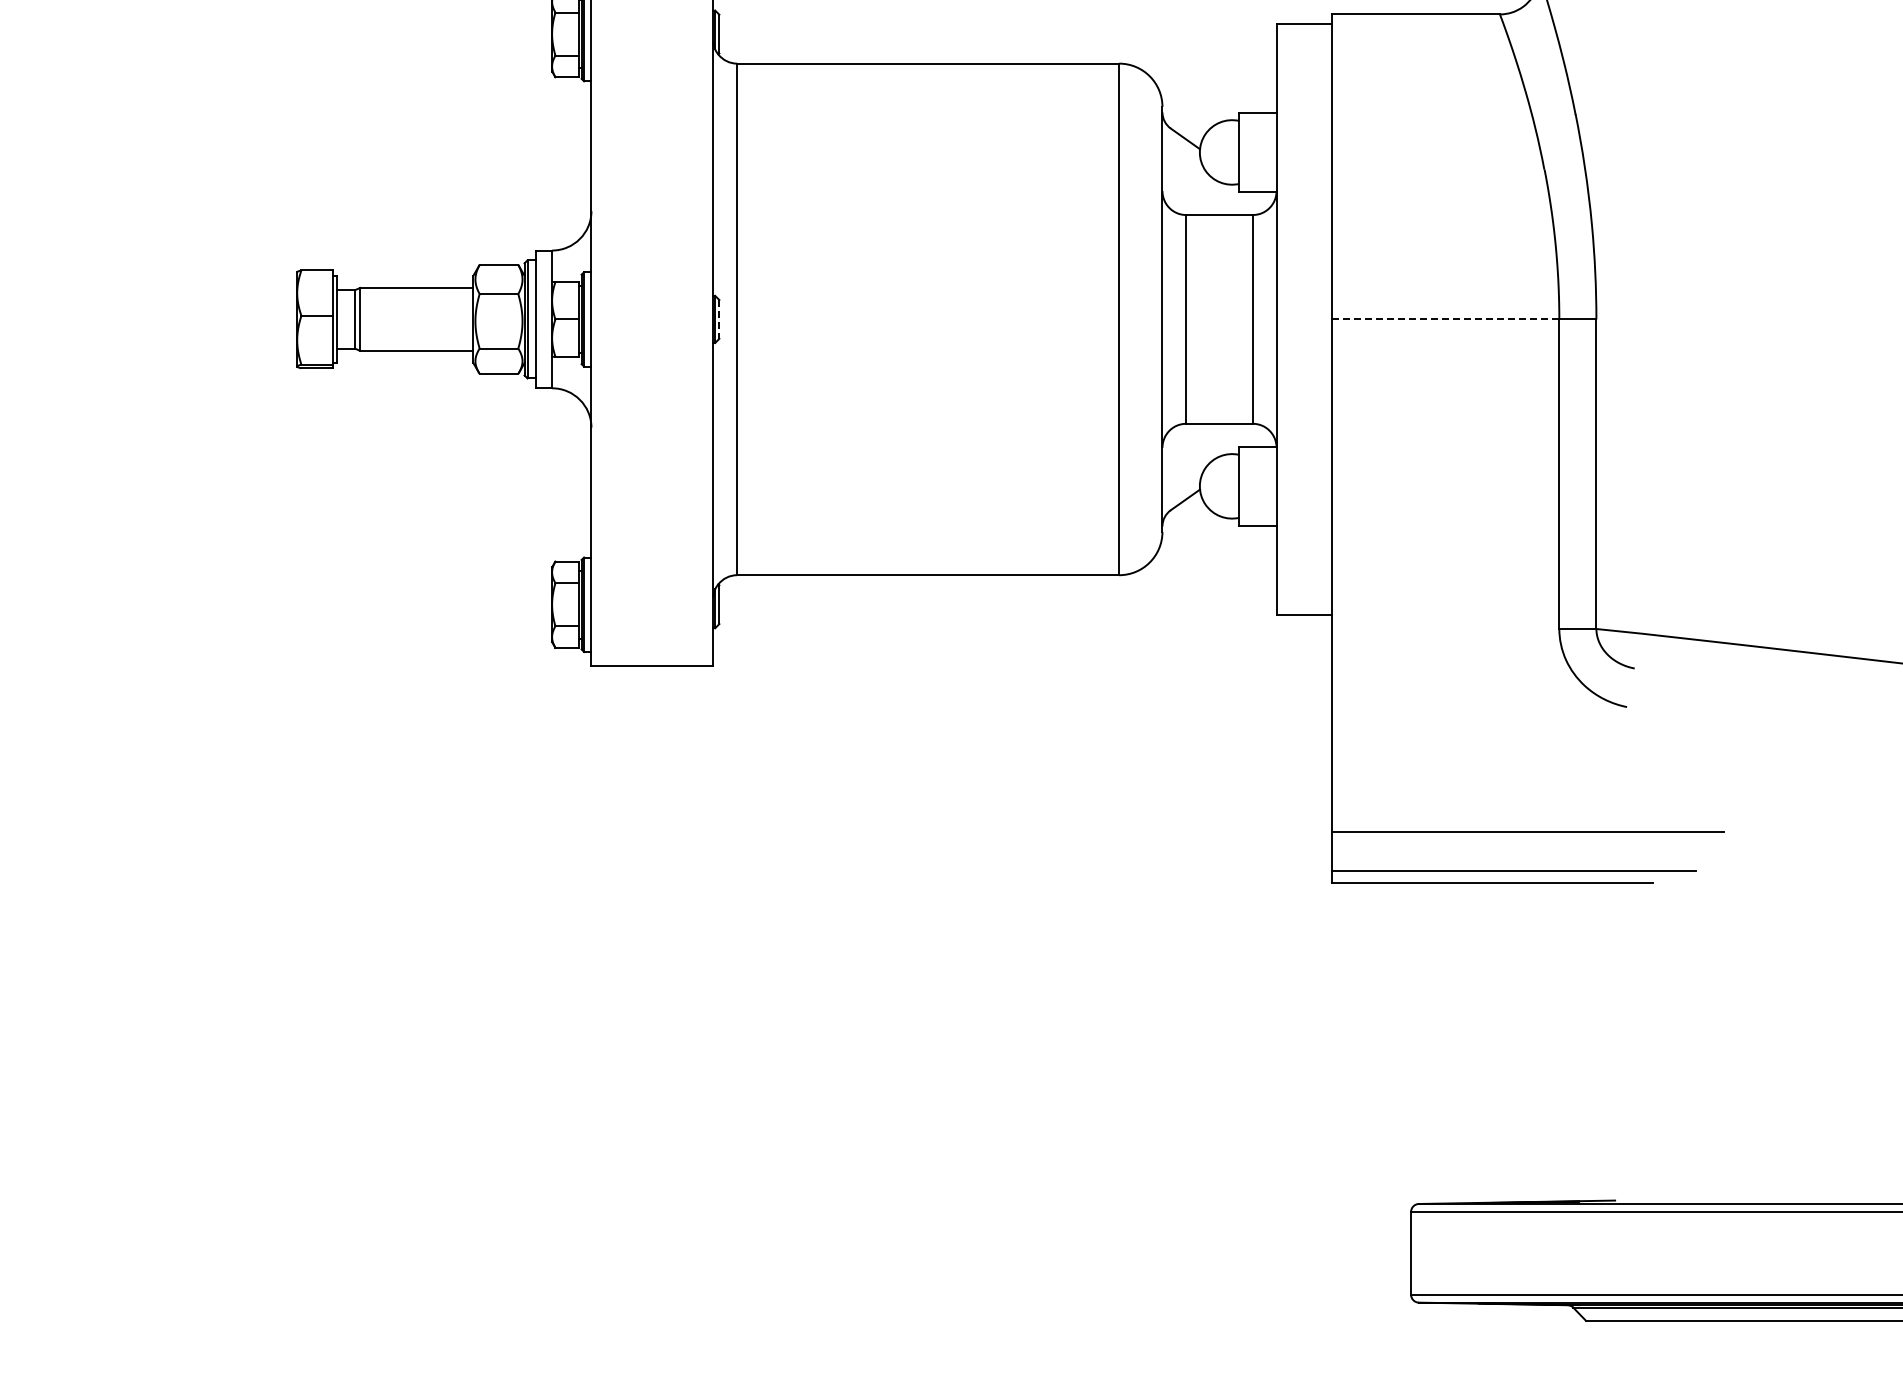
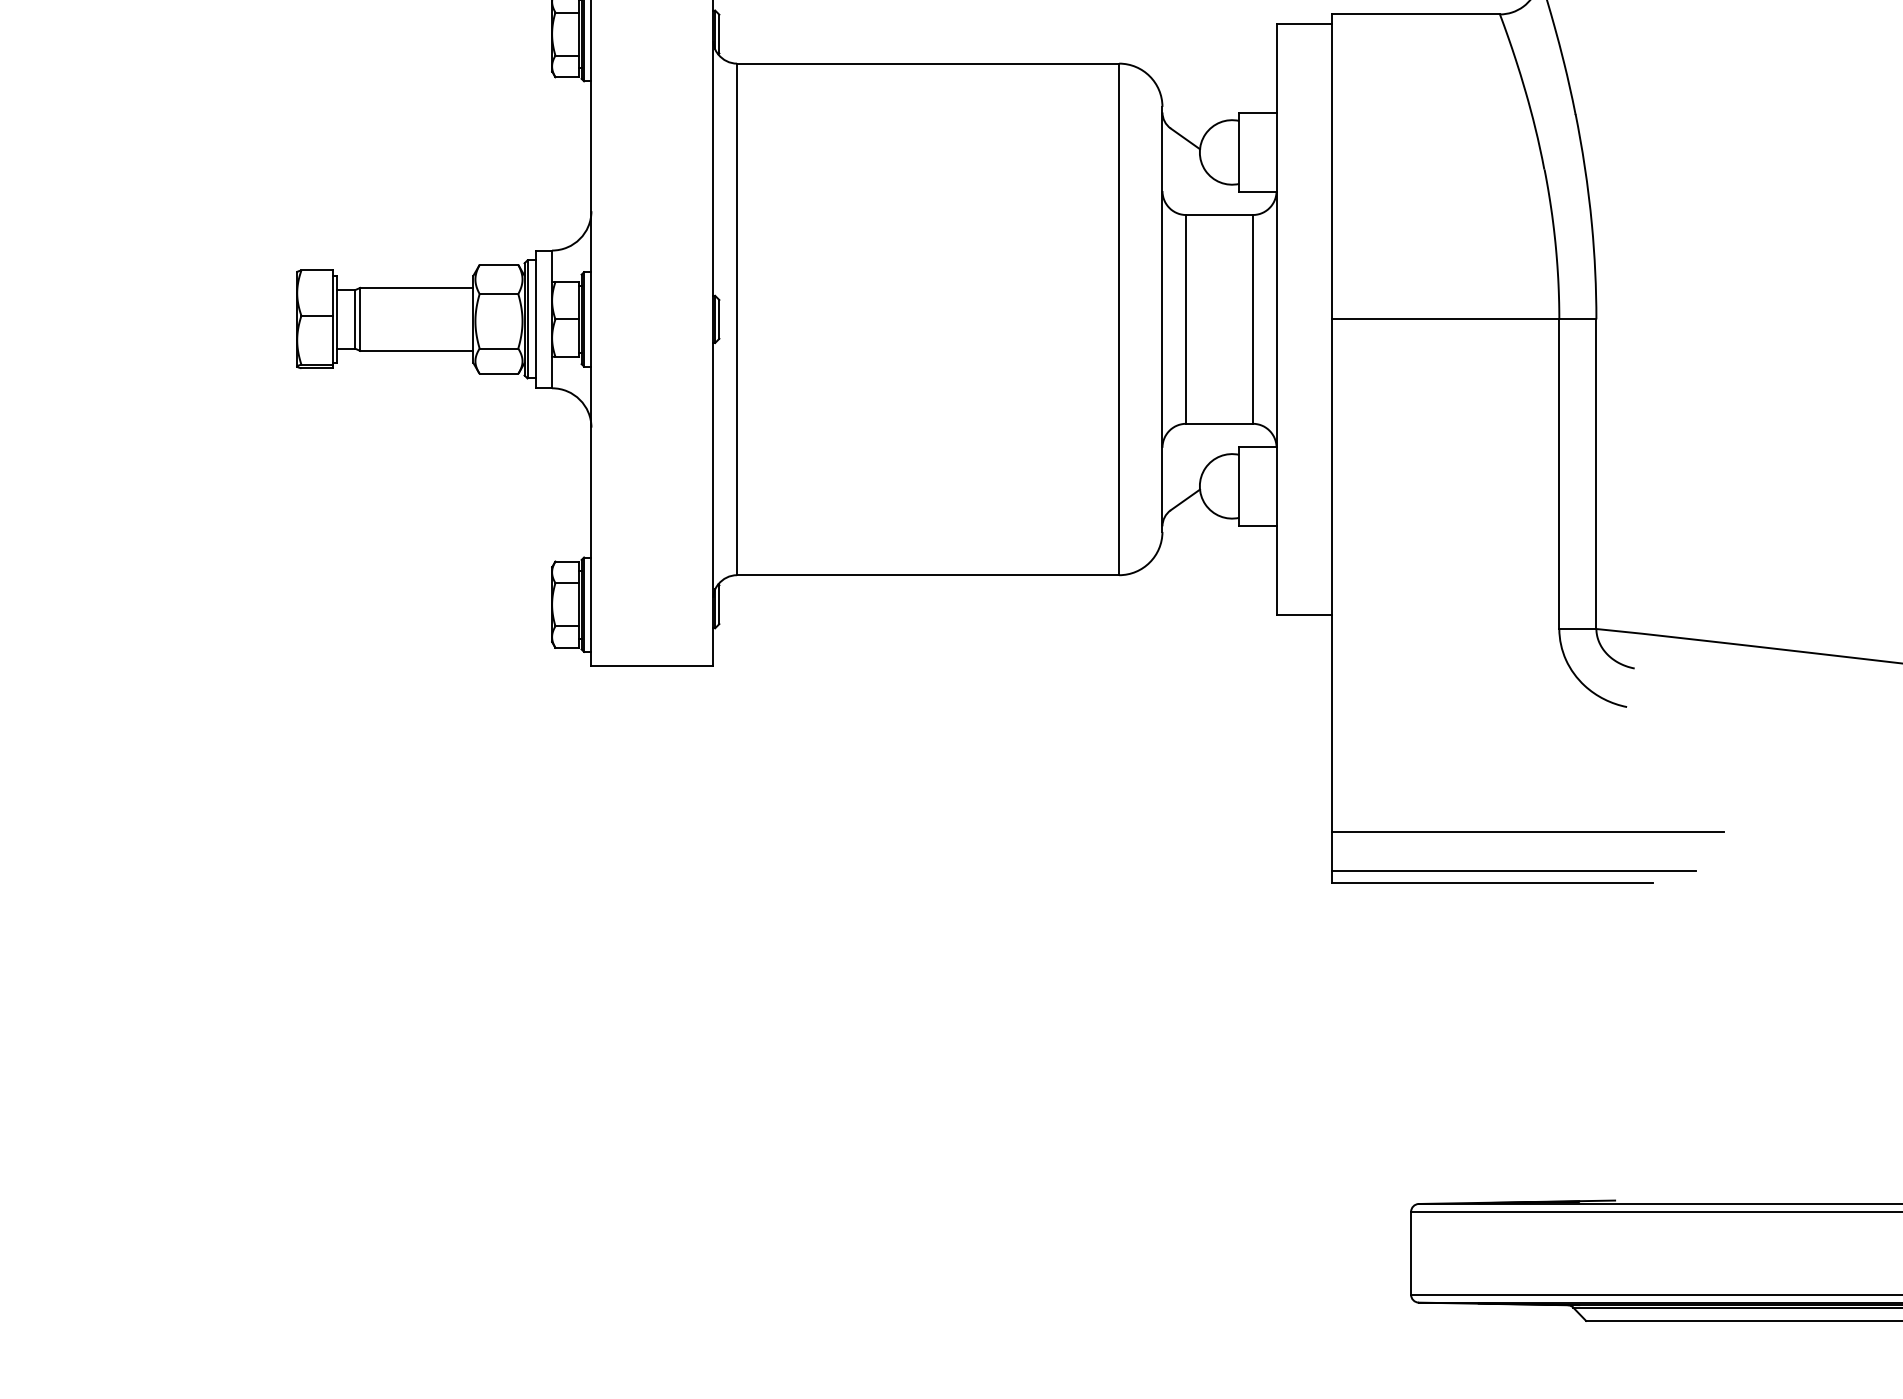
line: dashed -> solid (719, 319)
line: dashed -> solid (1445, 319)
